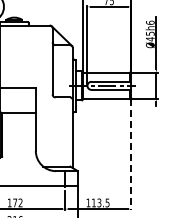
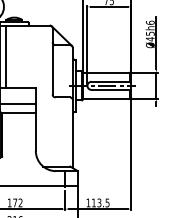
line: none -> present (5, 56)
line: none -> present (18, 103)
line: dashed -> solid (130, 154)
